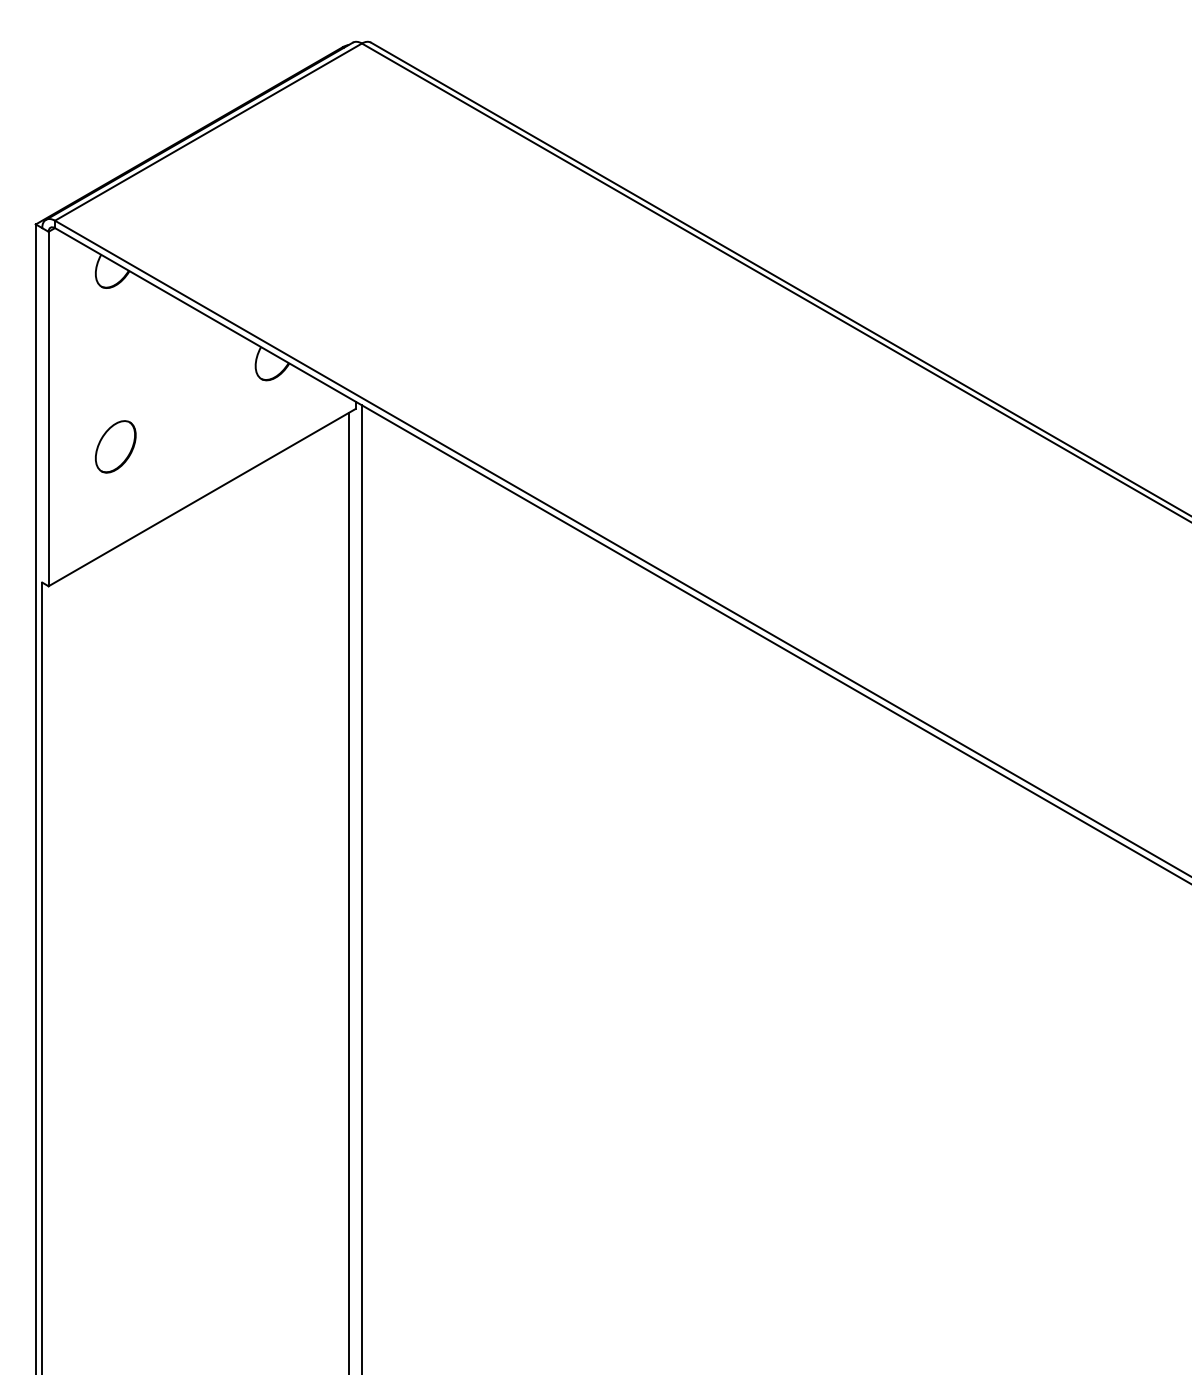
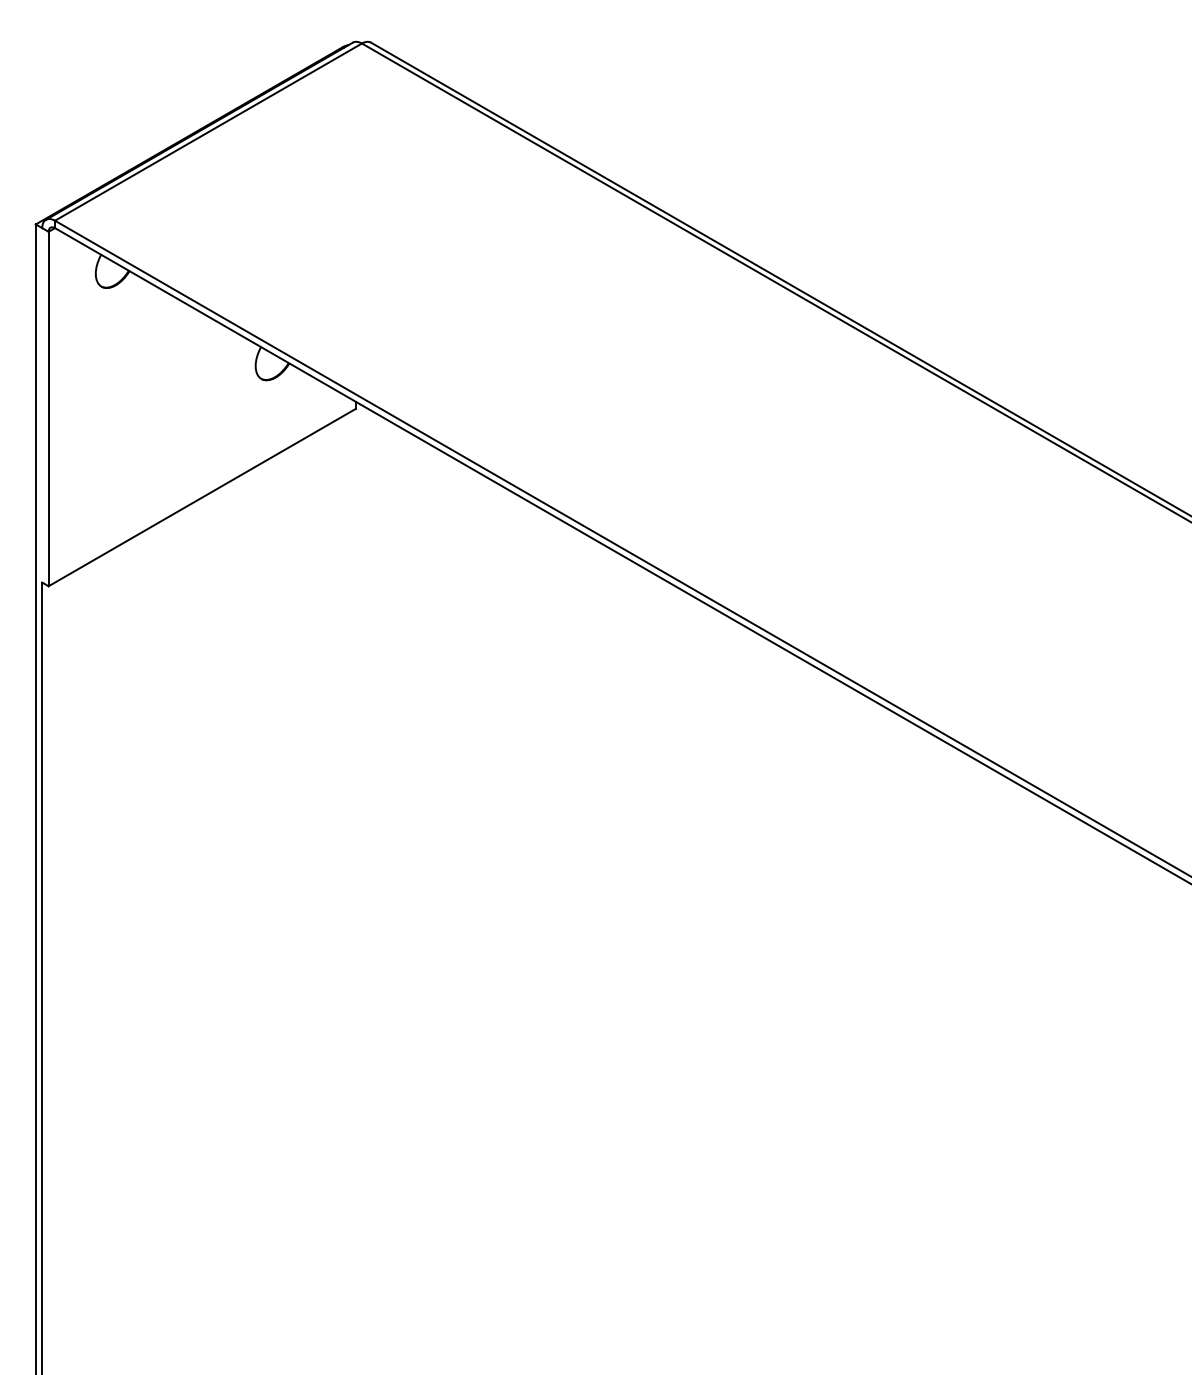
part: present -> none (115, 446)
line: present -> none (361, 888)
line: present -> none (349, 891)
